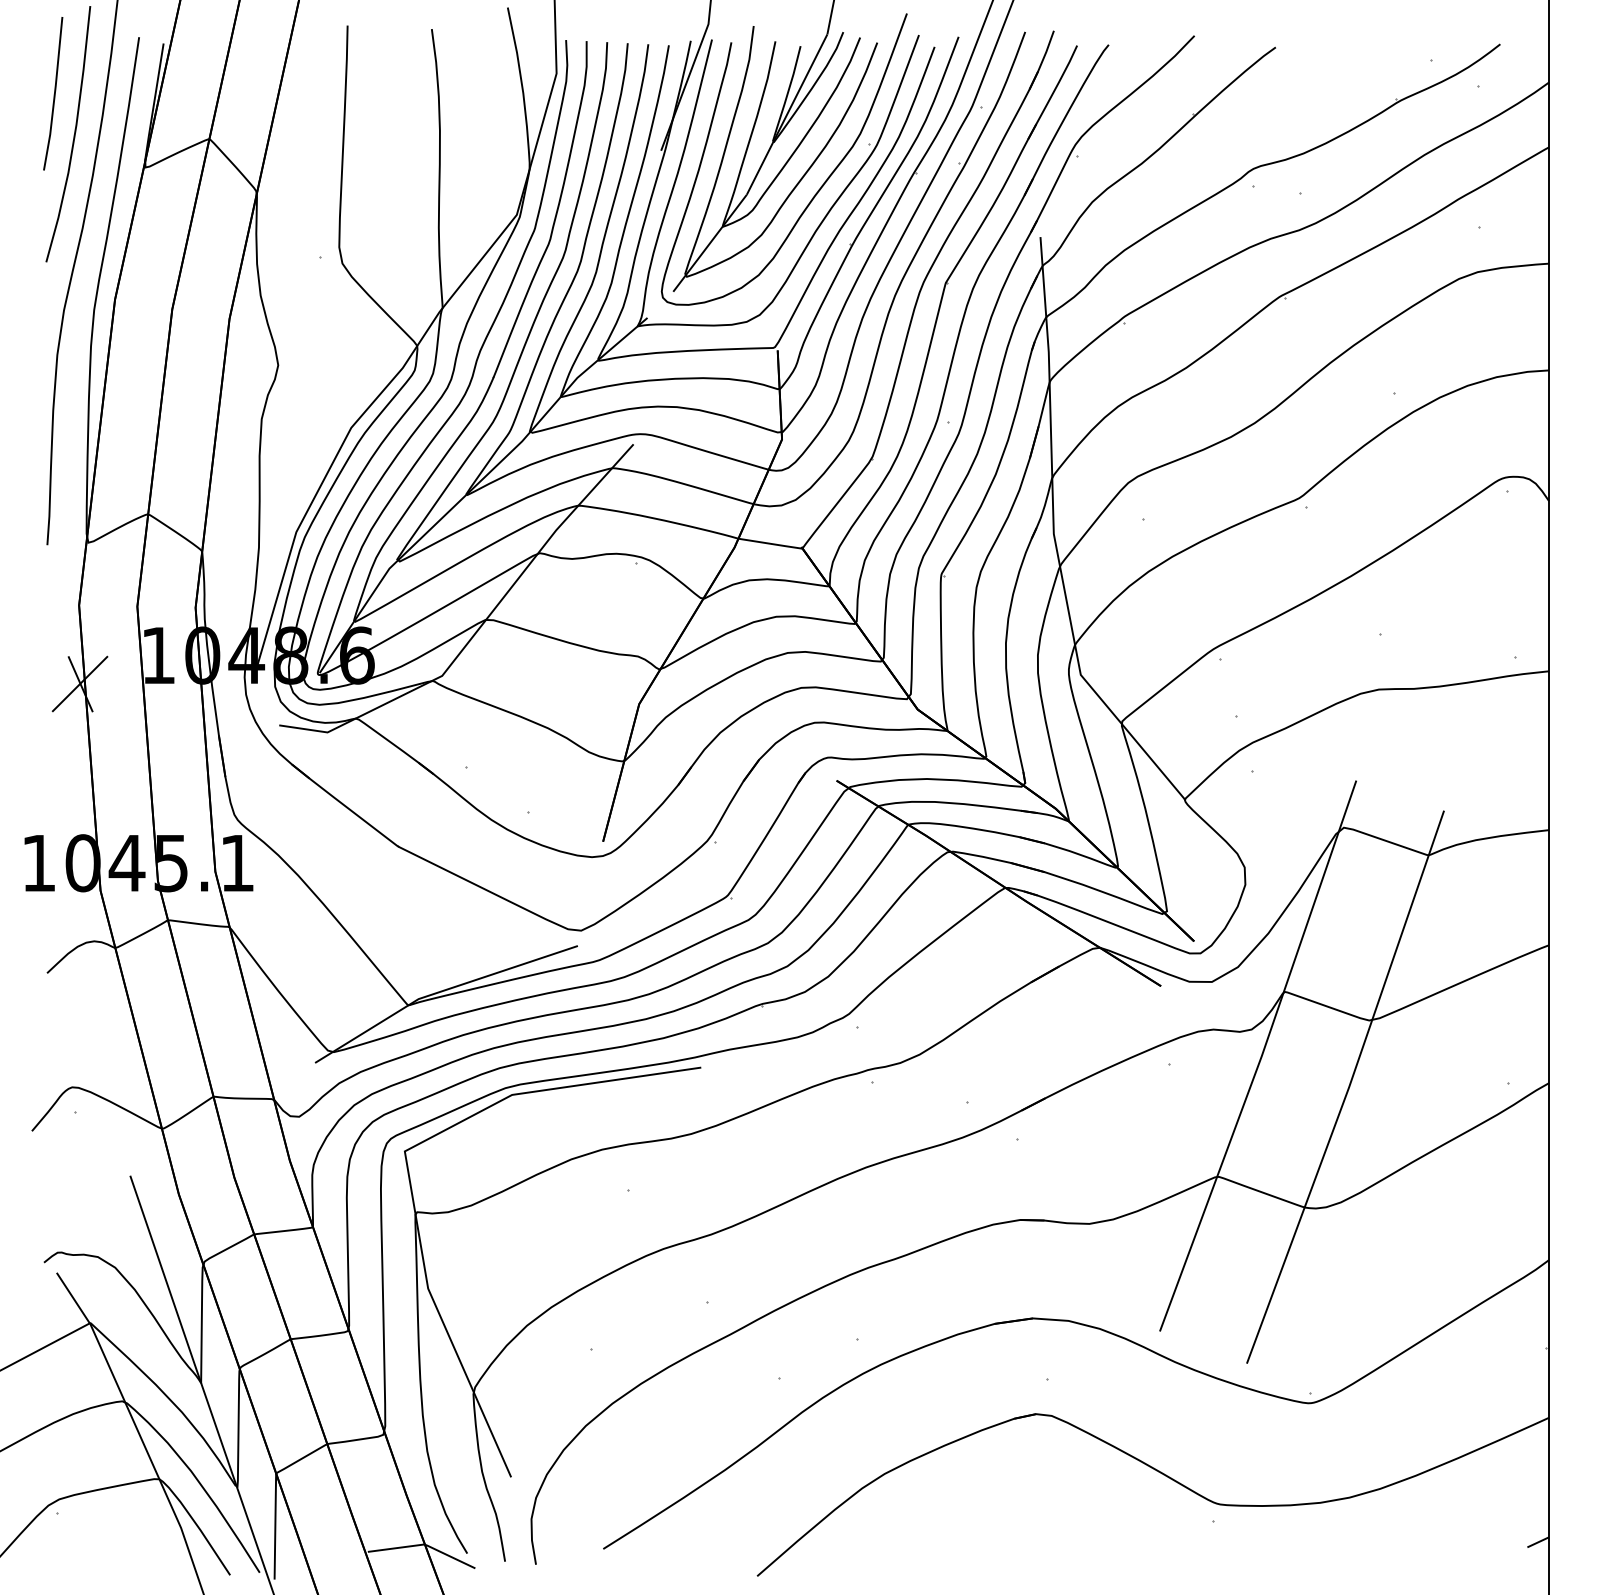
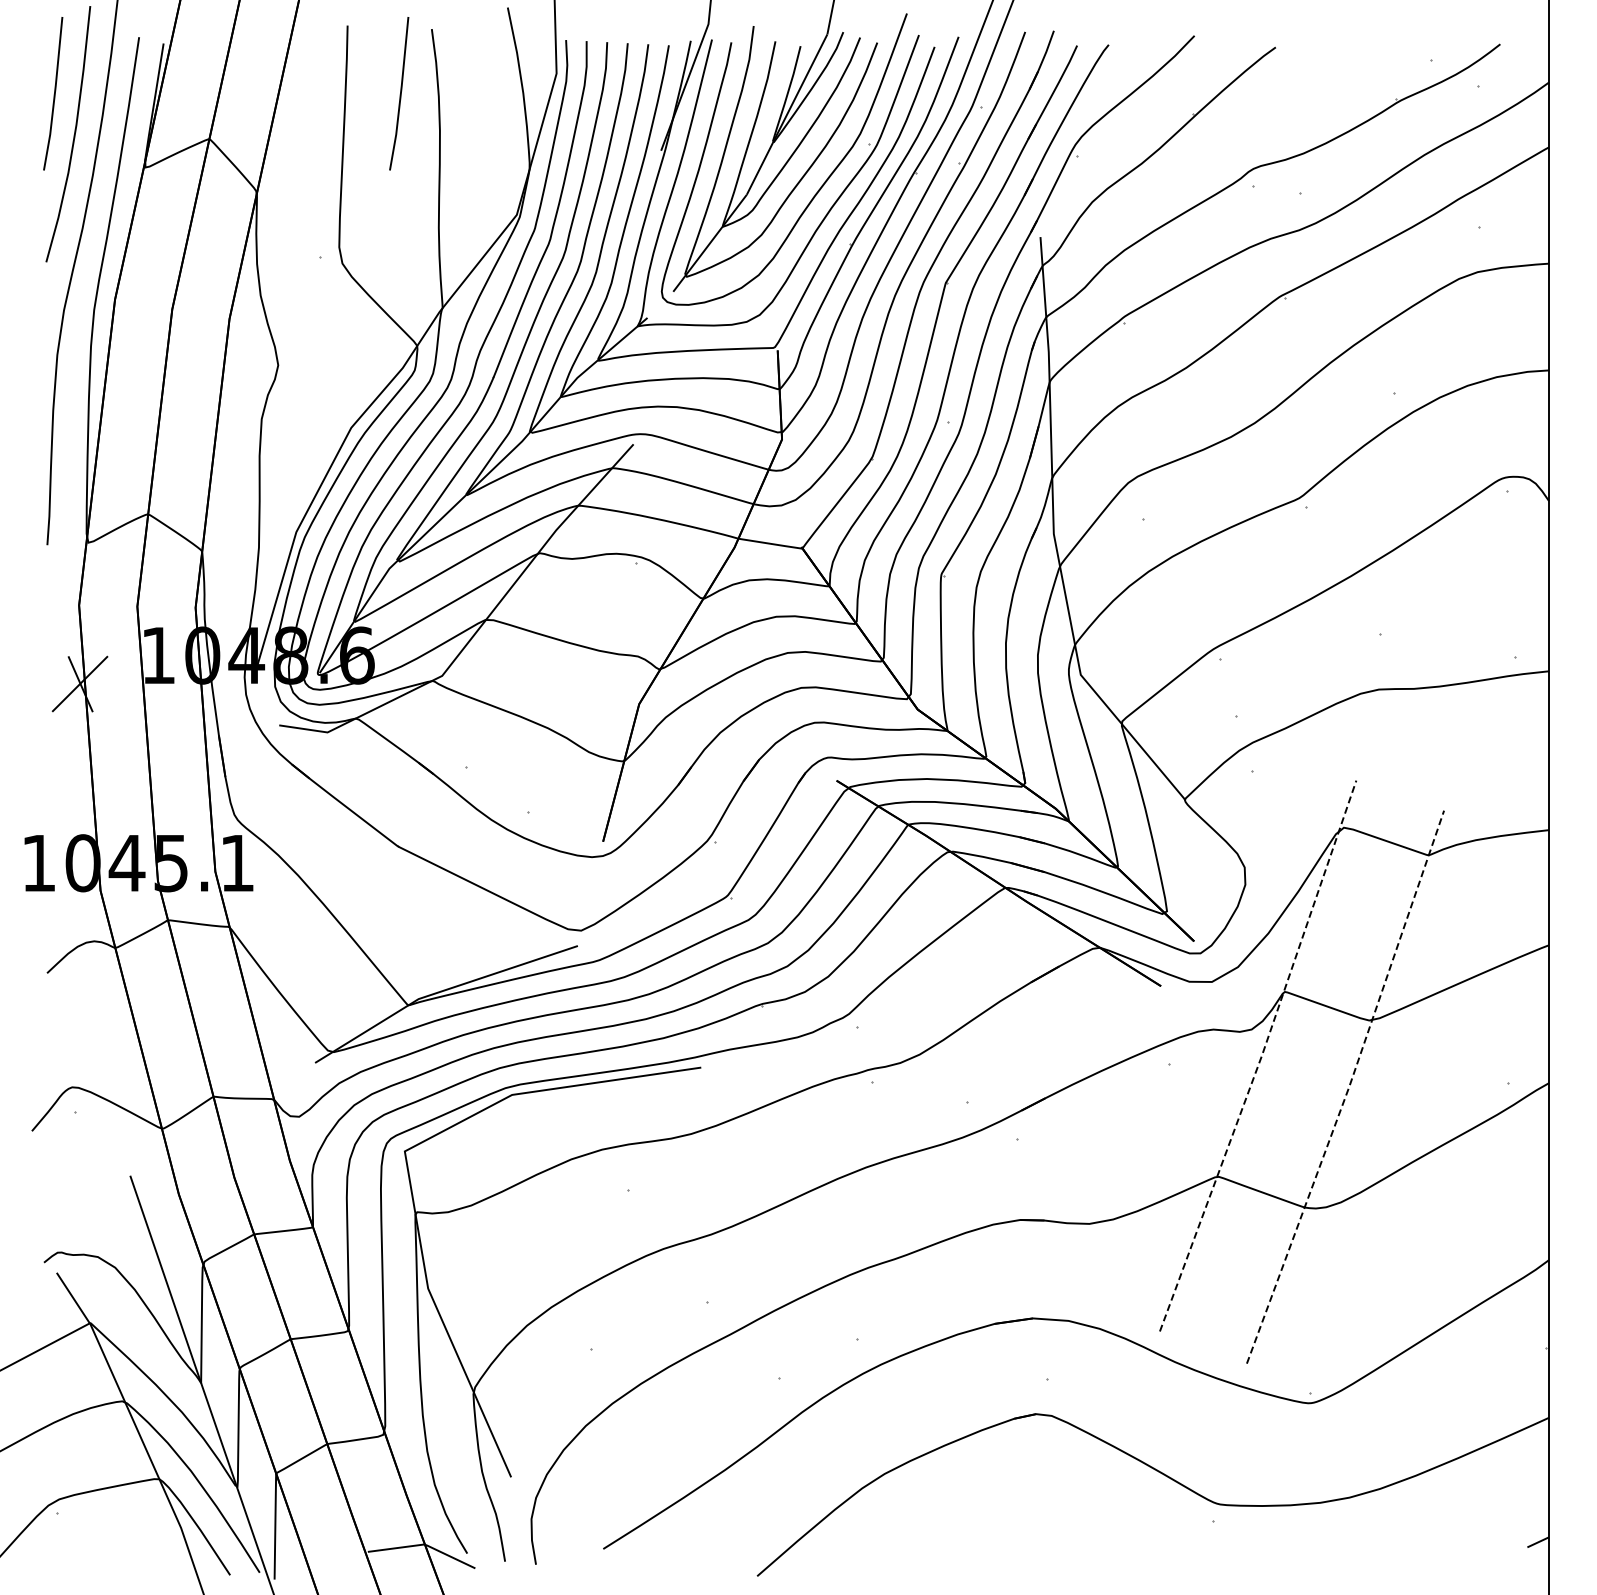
line: none -> present (400, 93)
line: solid -> dashed (1261, 1056)
line: solid -> dashed (1349, 1087)
